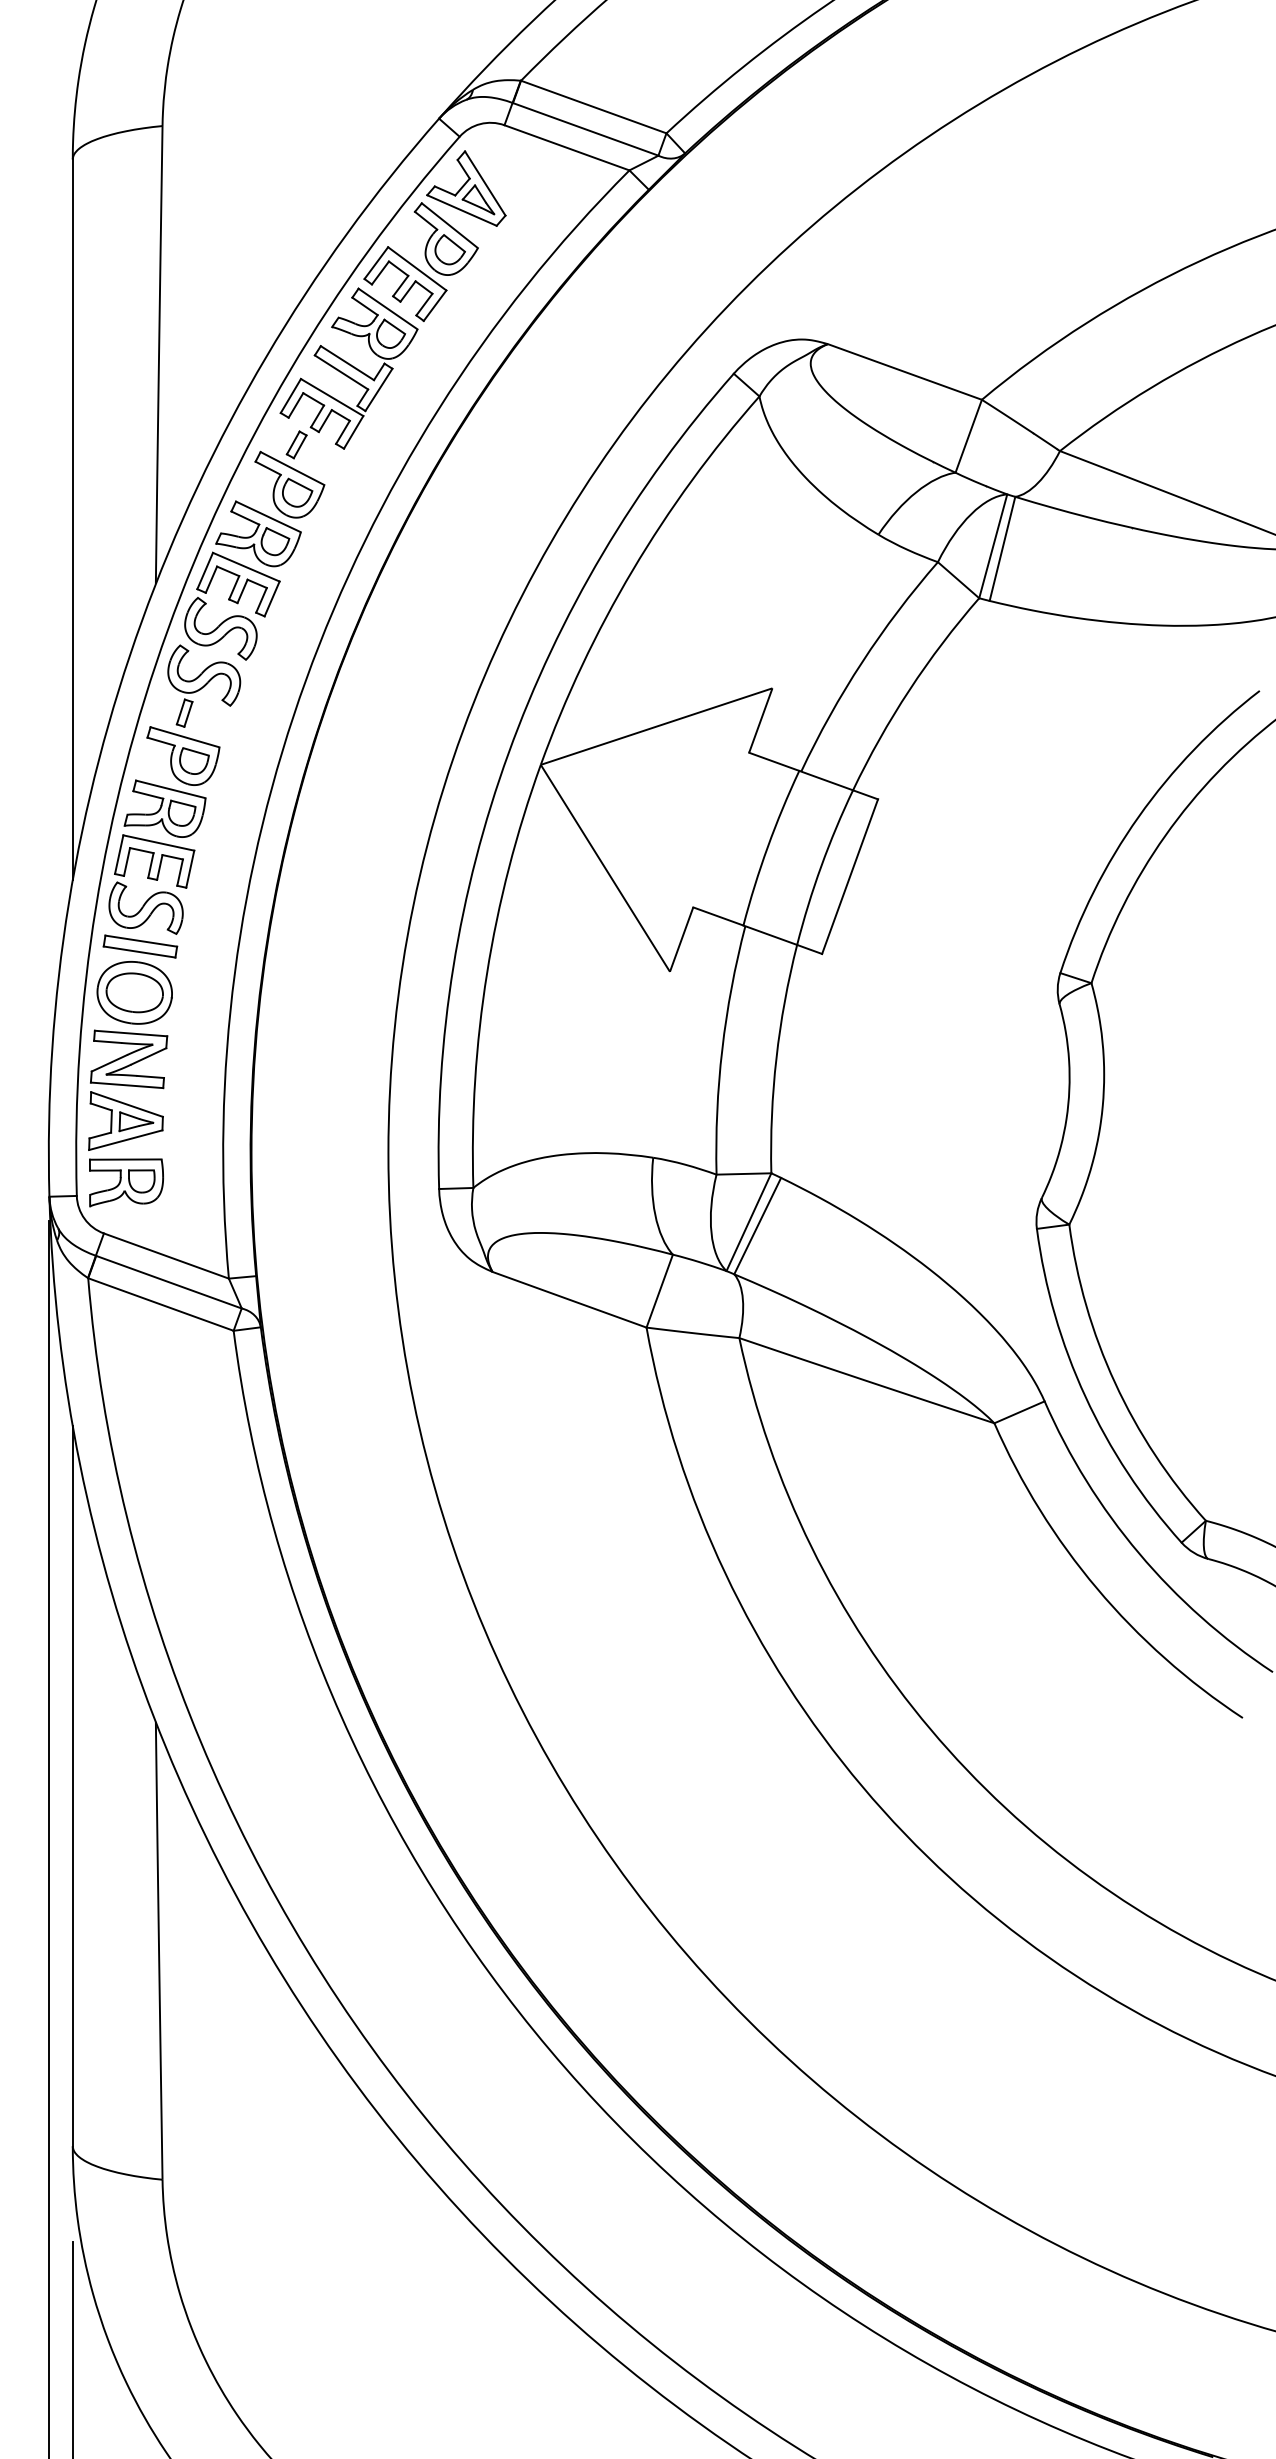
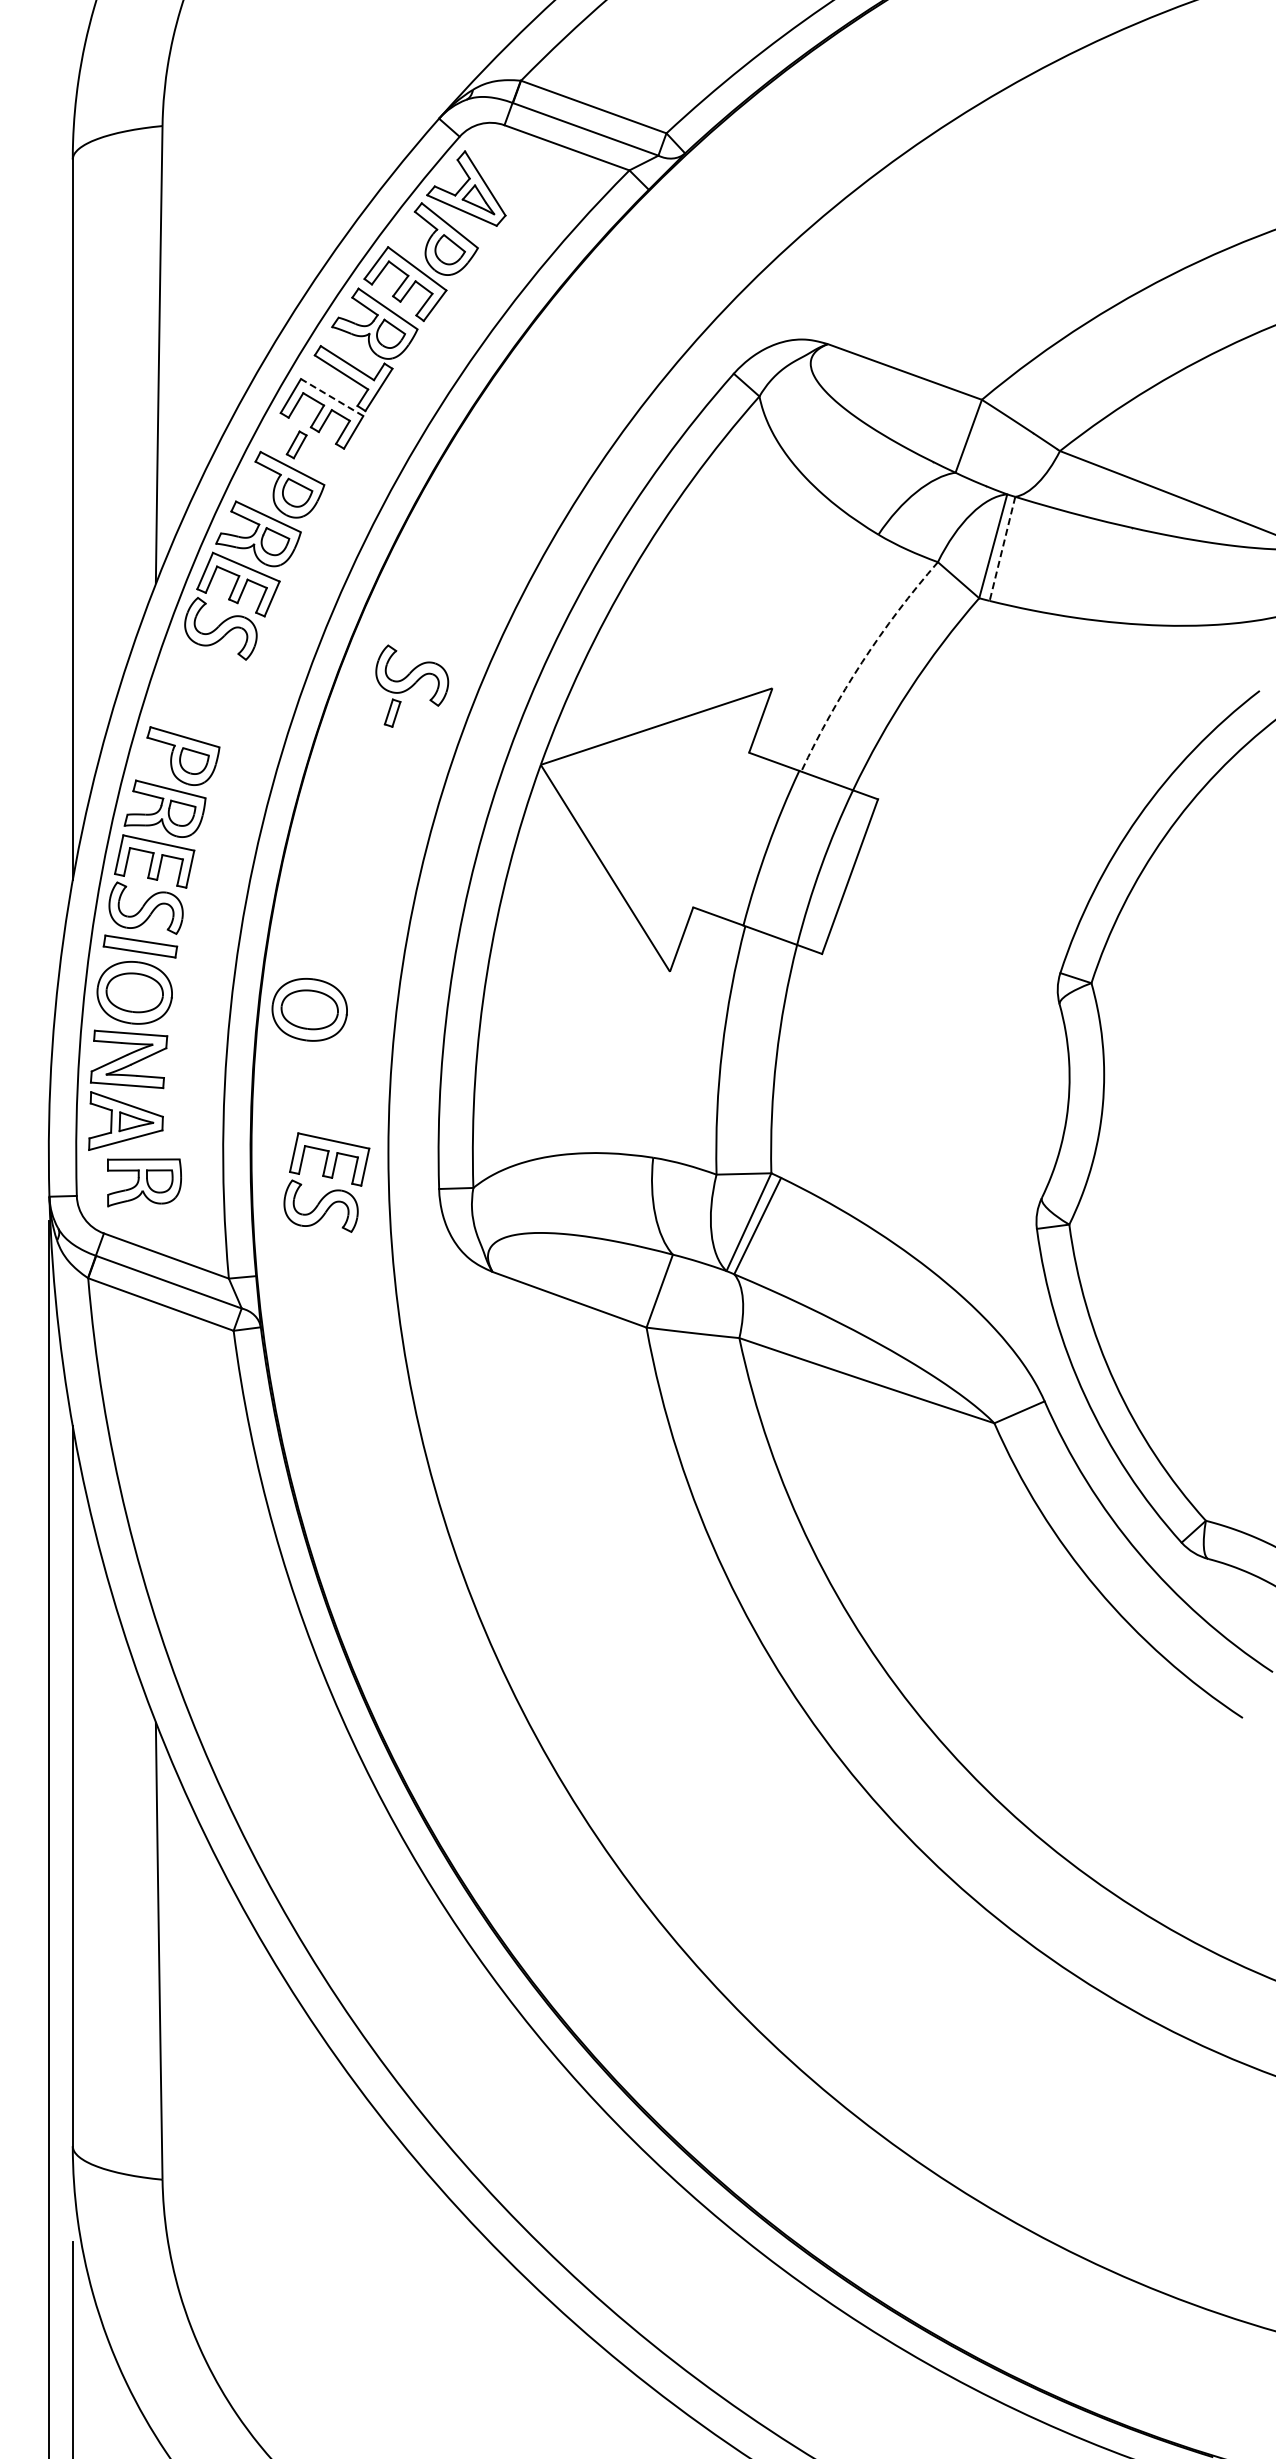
line: solid -> dashed (331, 397)
line: solid -> dashed (1002, 548)
arc: solid -> dashed (862, 662)
part position: (204, 685) -> (412, 685) (412, 685)
part: none -> present (309, 1009)
part position: (126, 1182) -> (144, 1182) (144, 1182)
part: none -> present (326, 1182)
